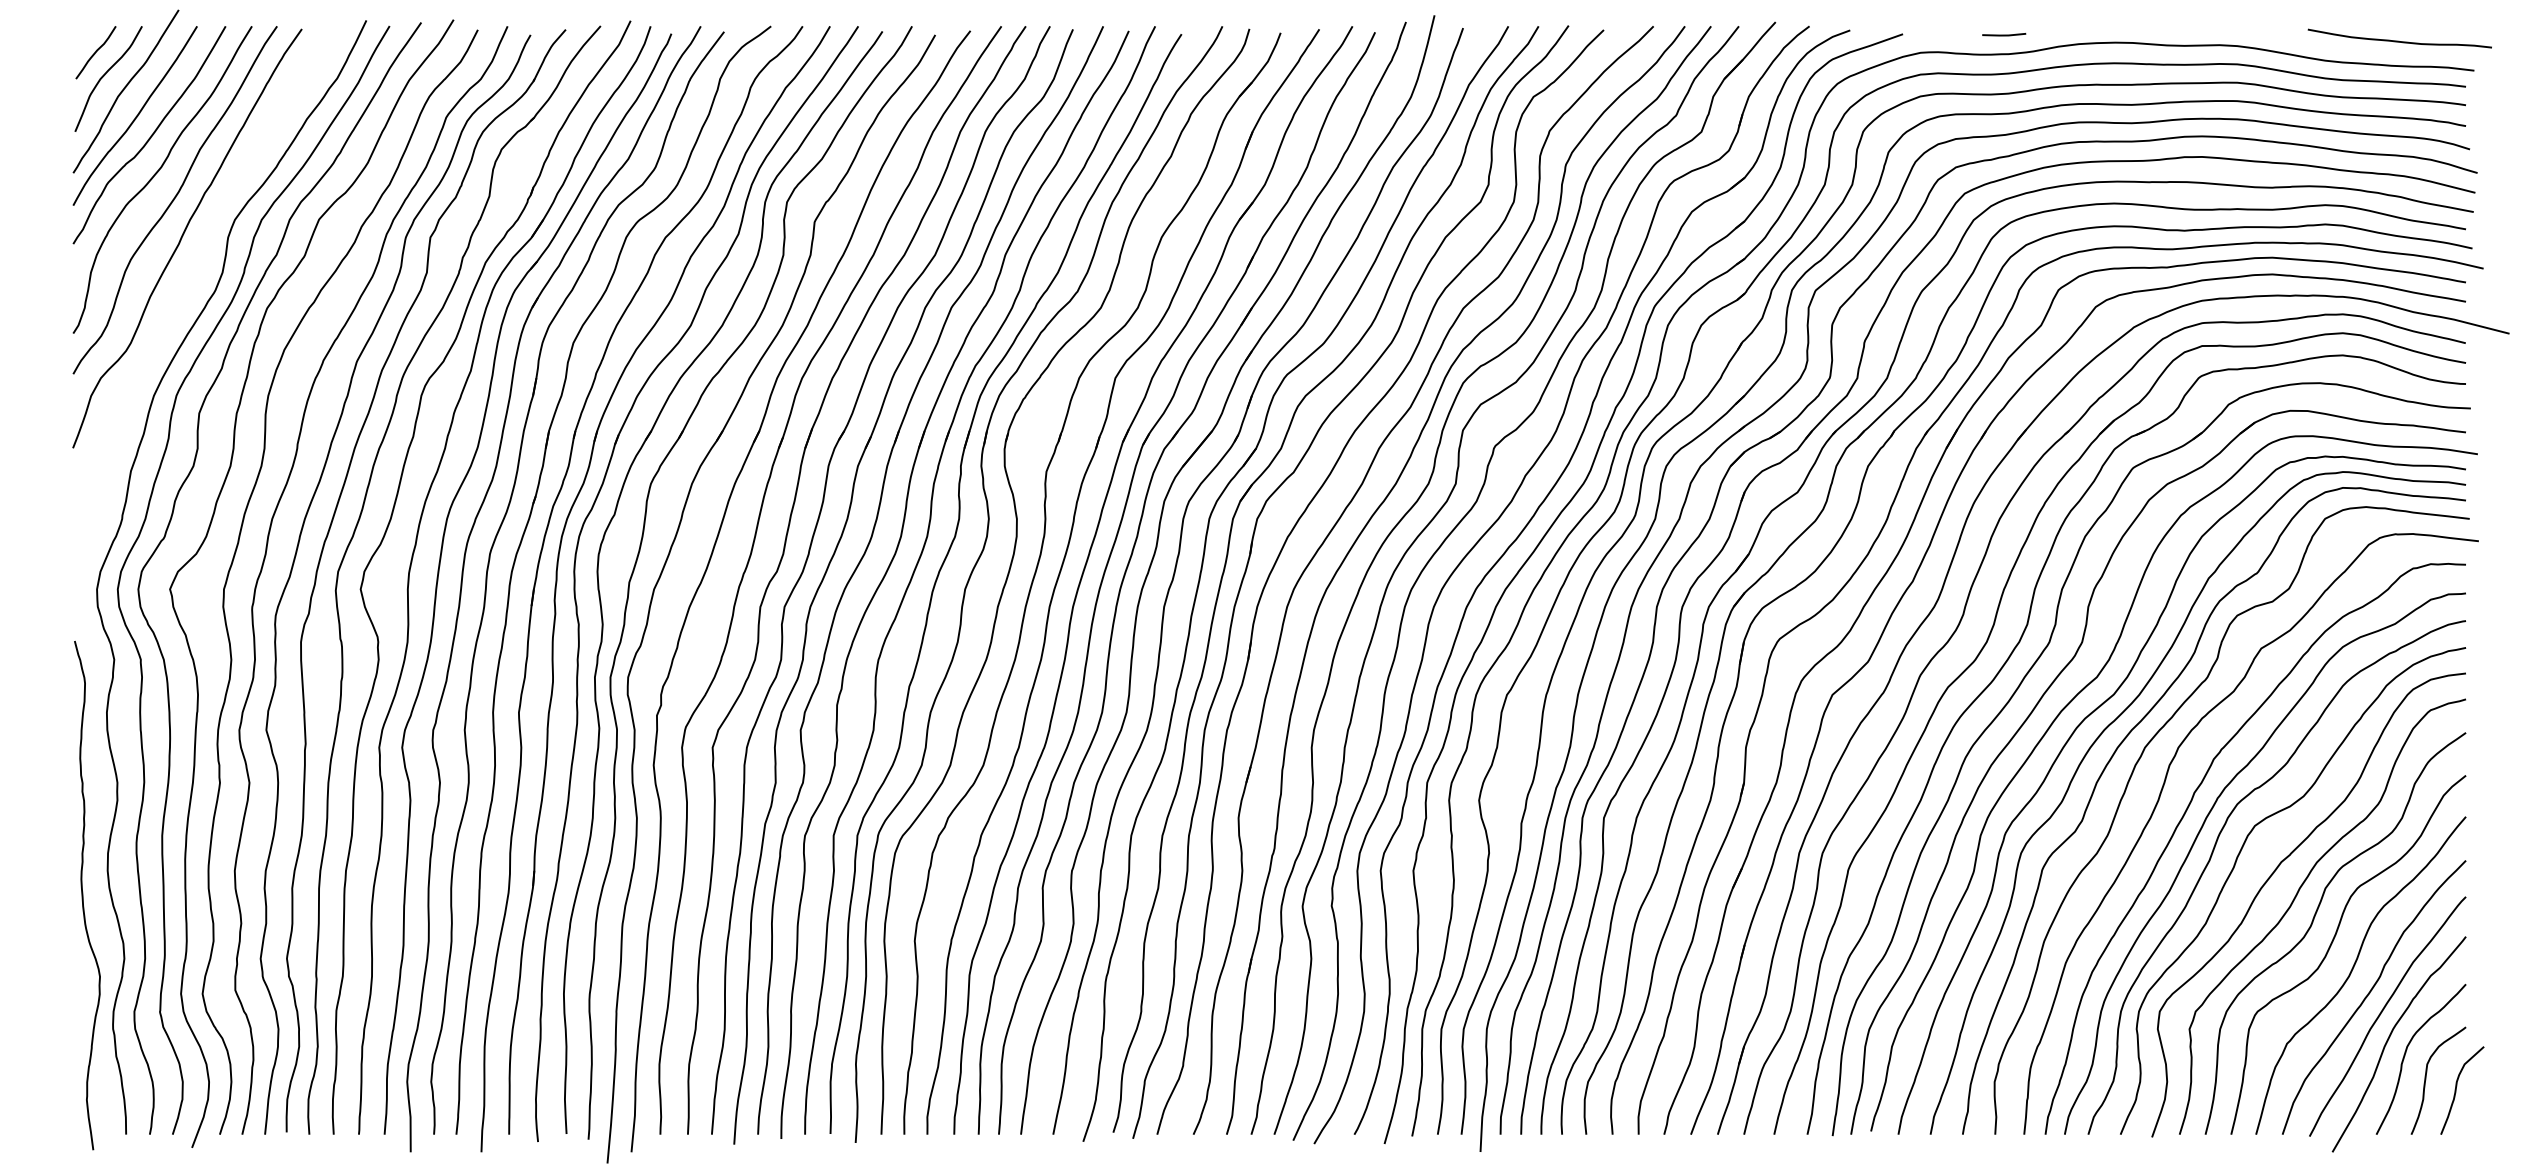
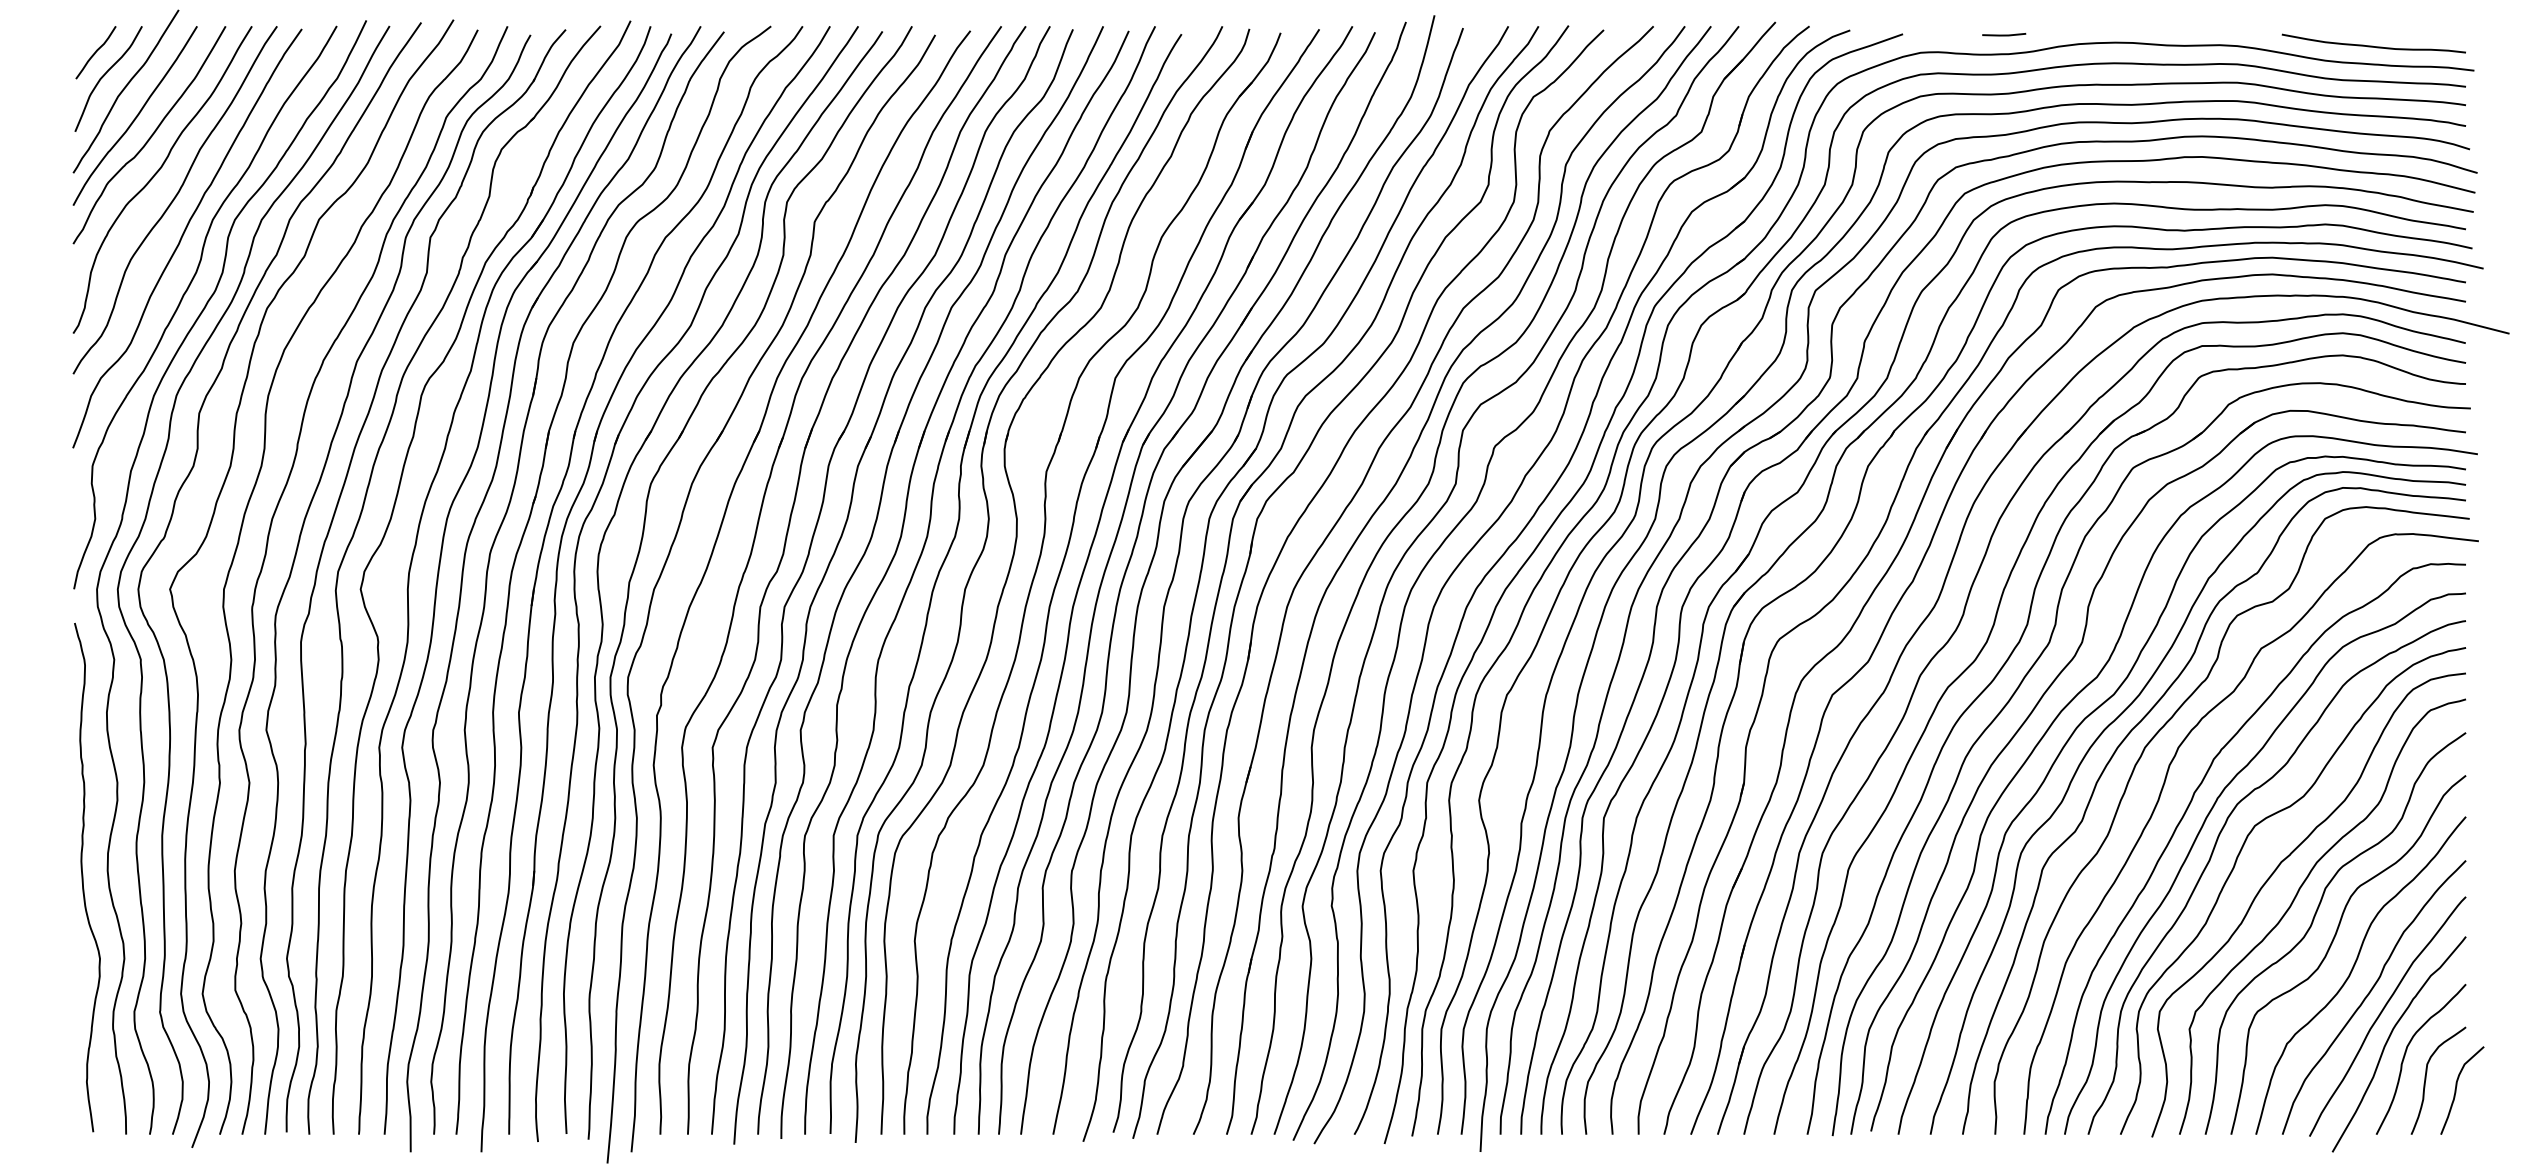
curve position: (2398, 40) -> (2372, 45) (2372, 45)
curve: none -> present (183, 298)
curve position: (83, 895) -> (83, 877) (83, 877)
